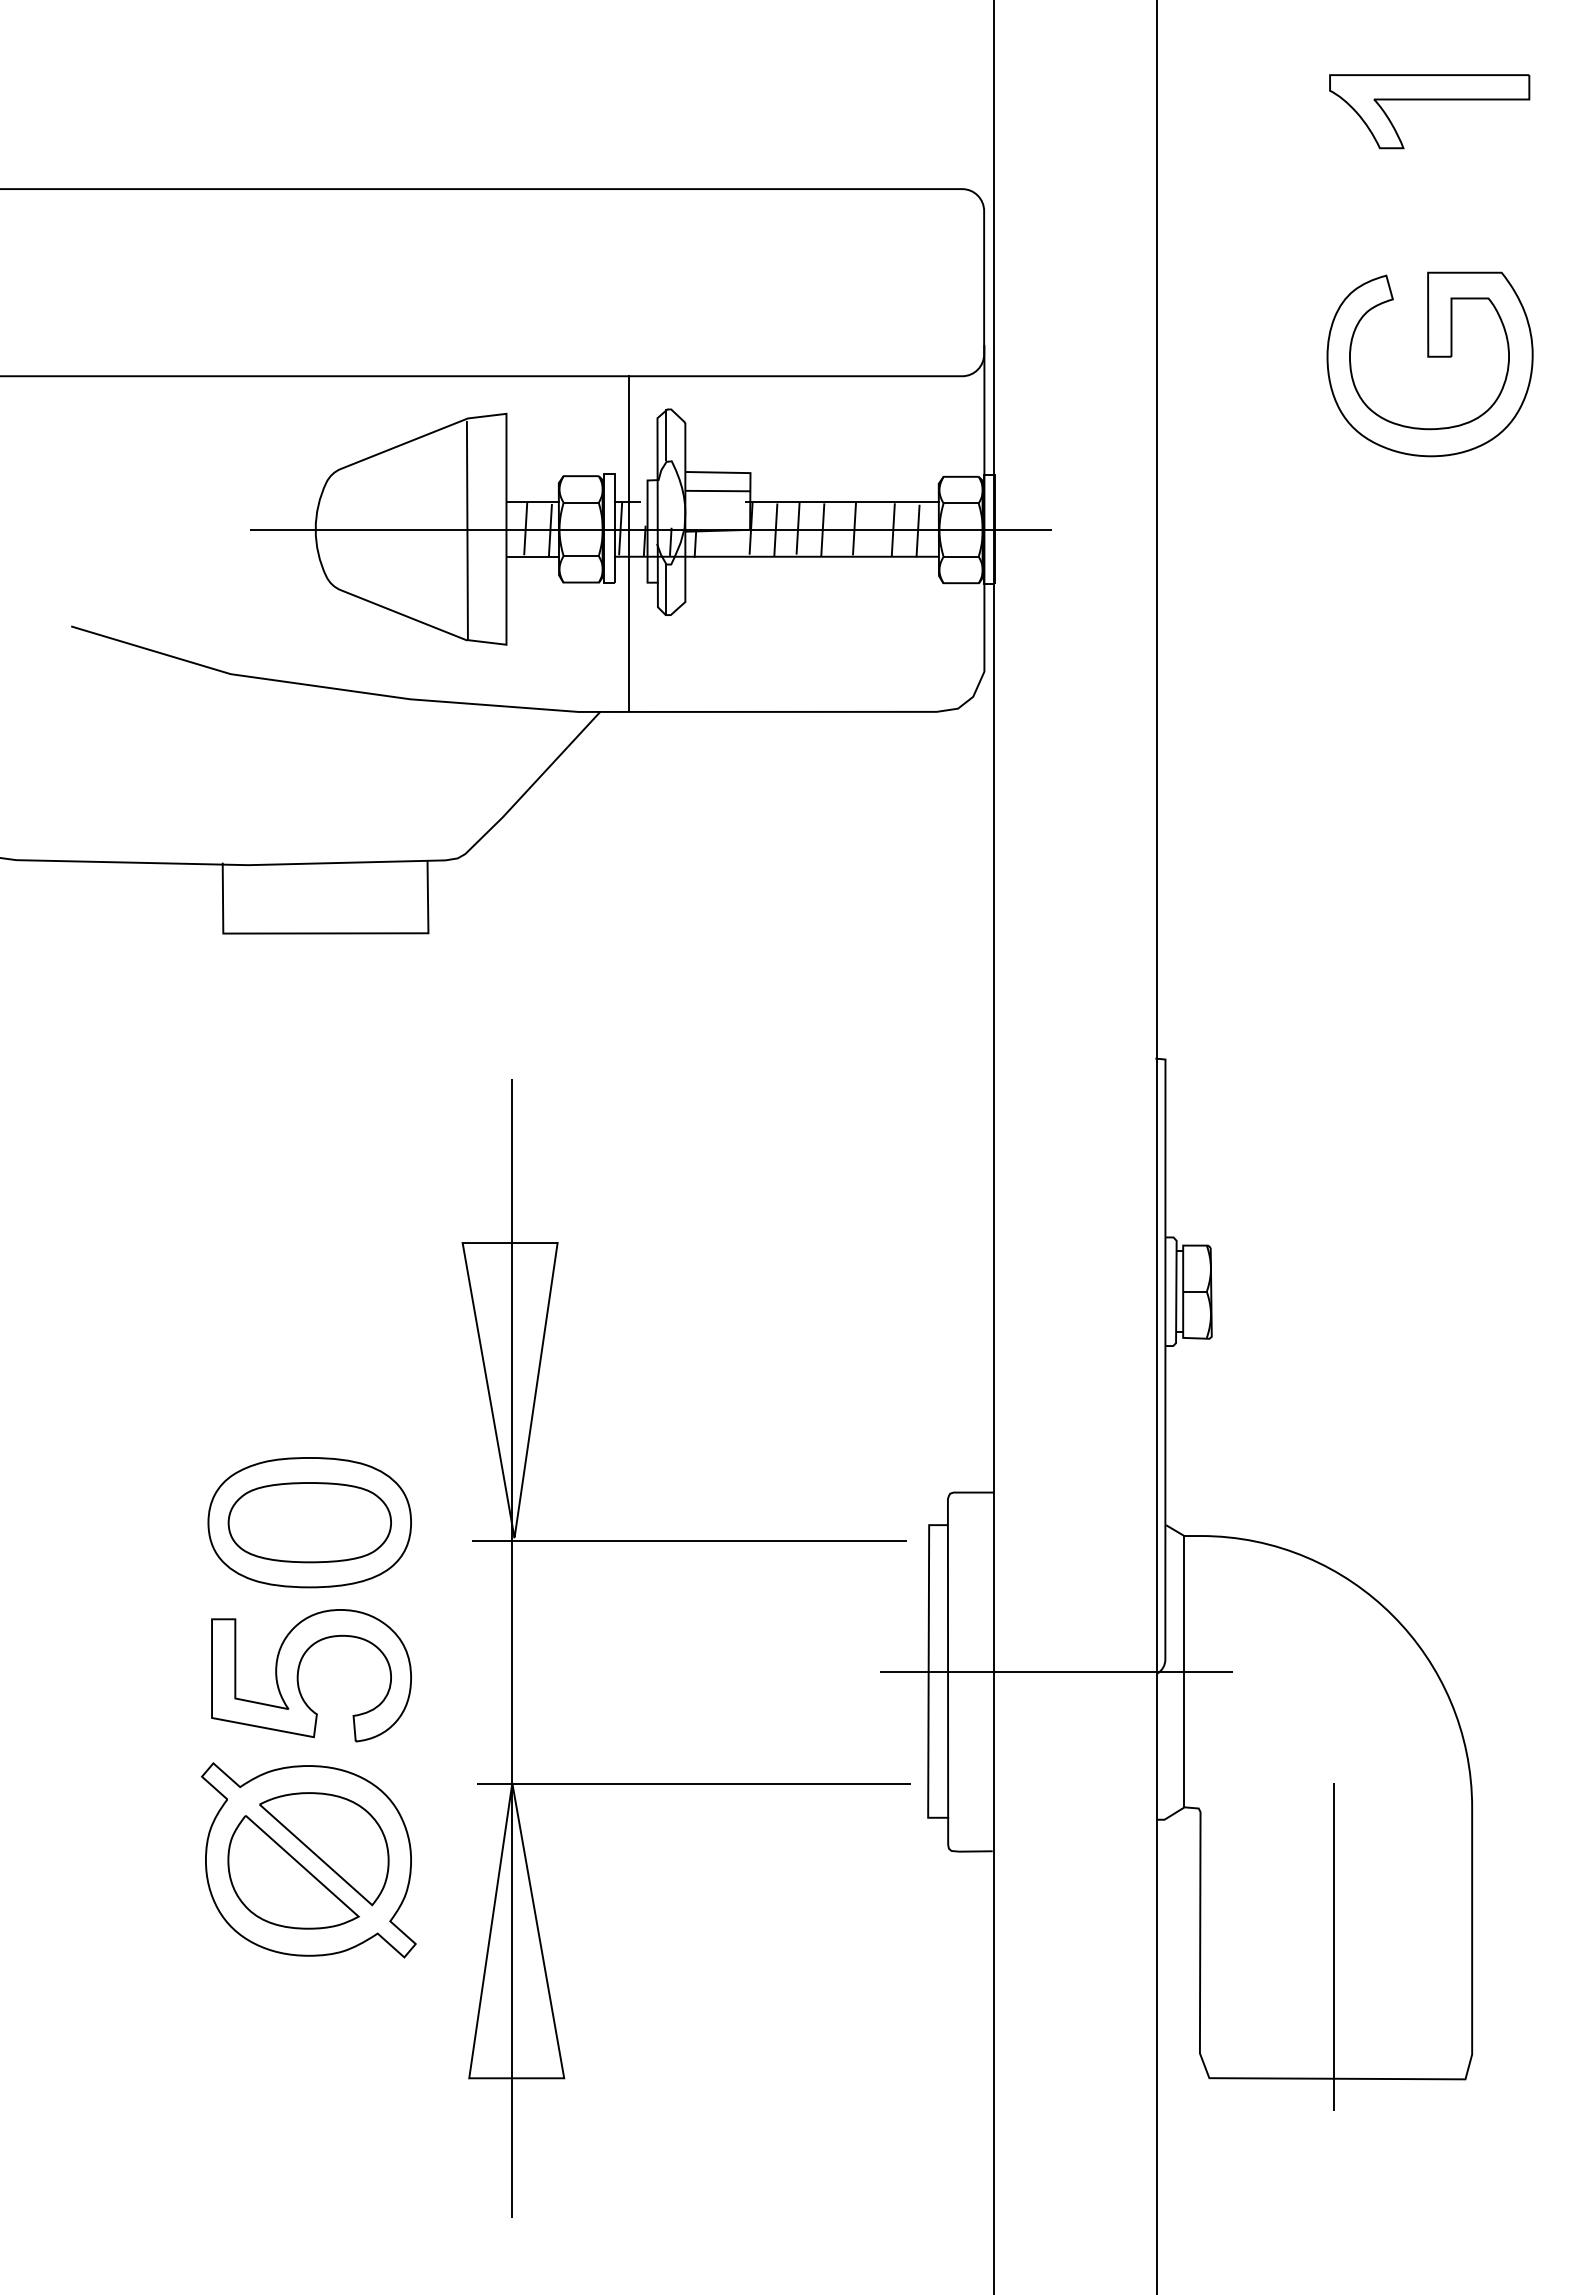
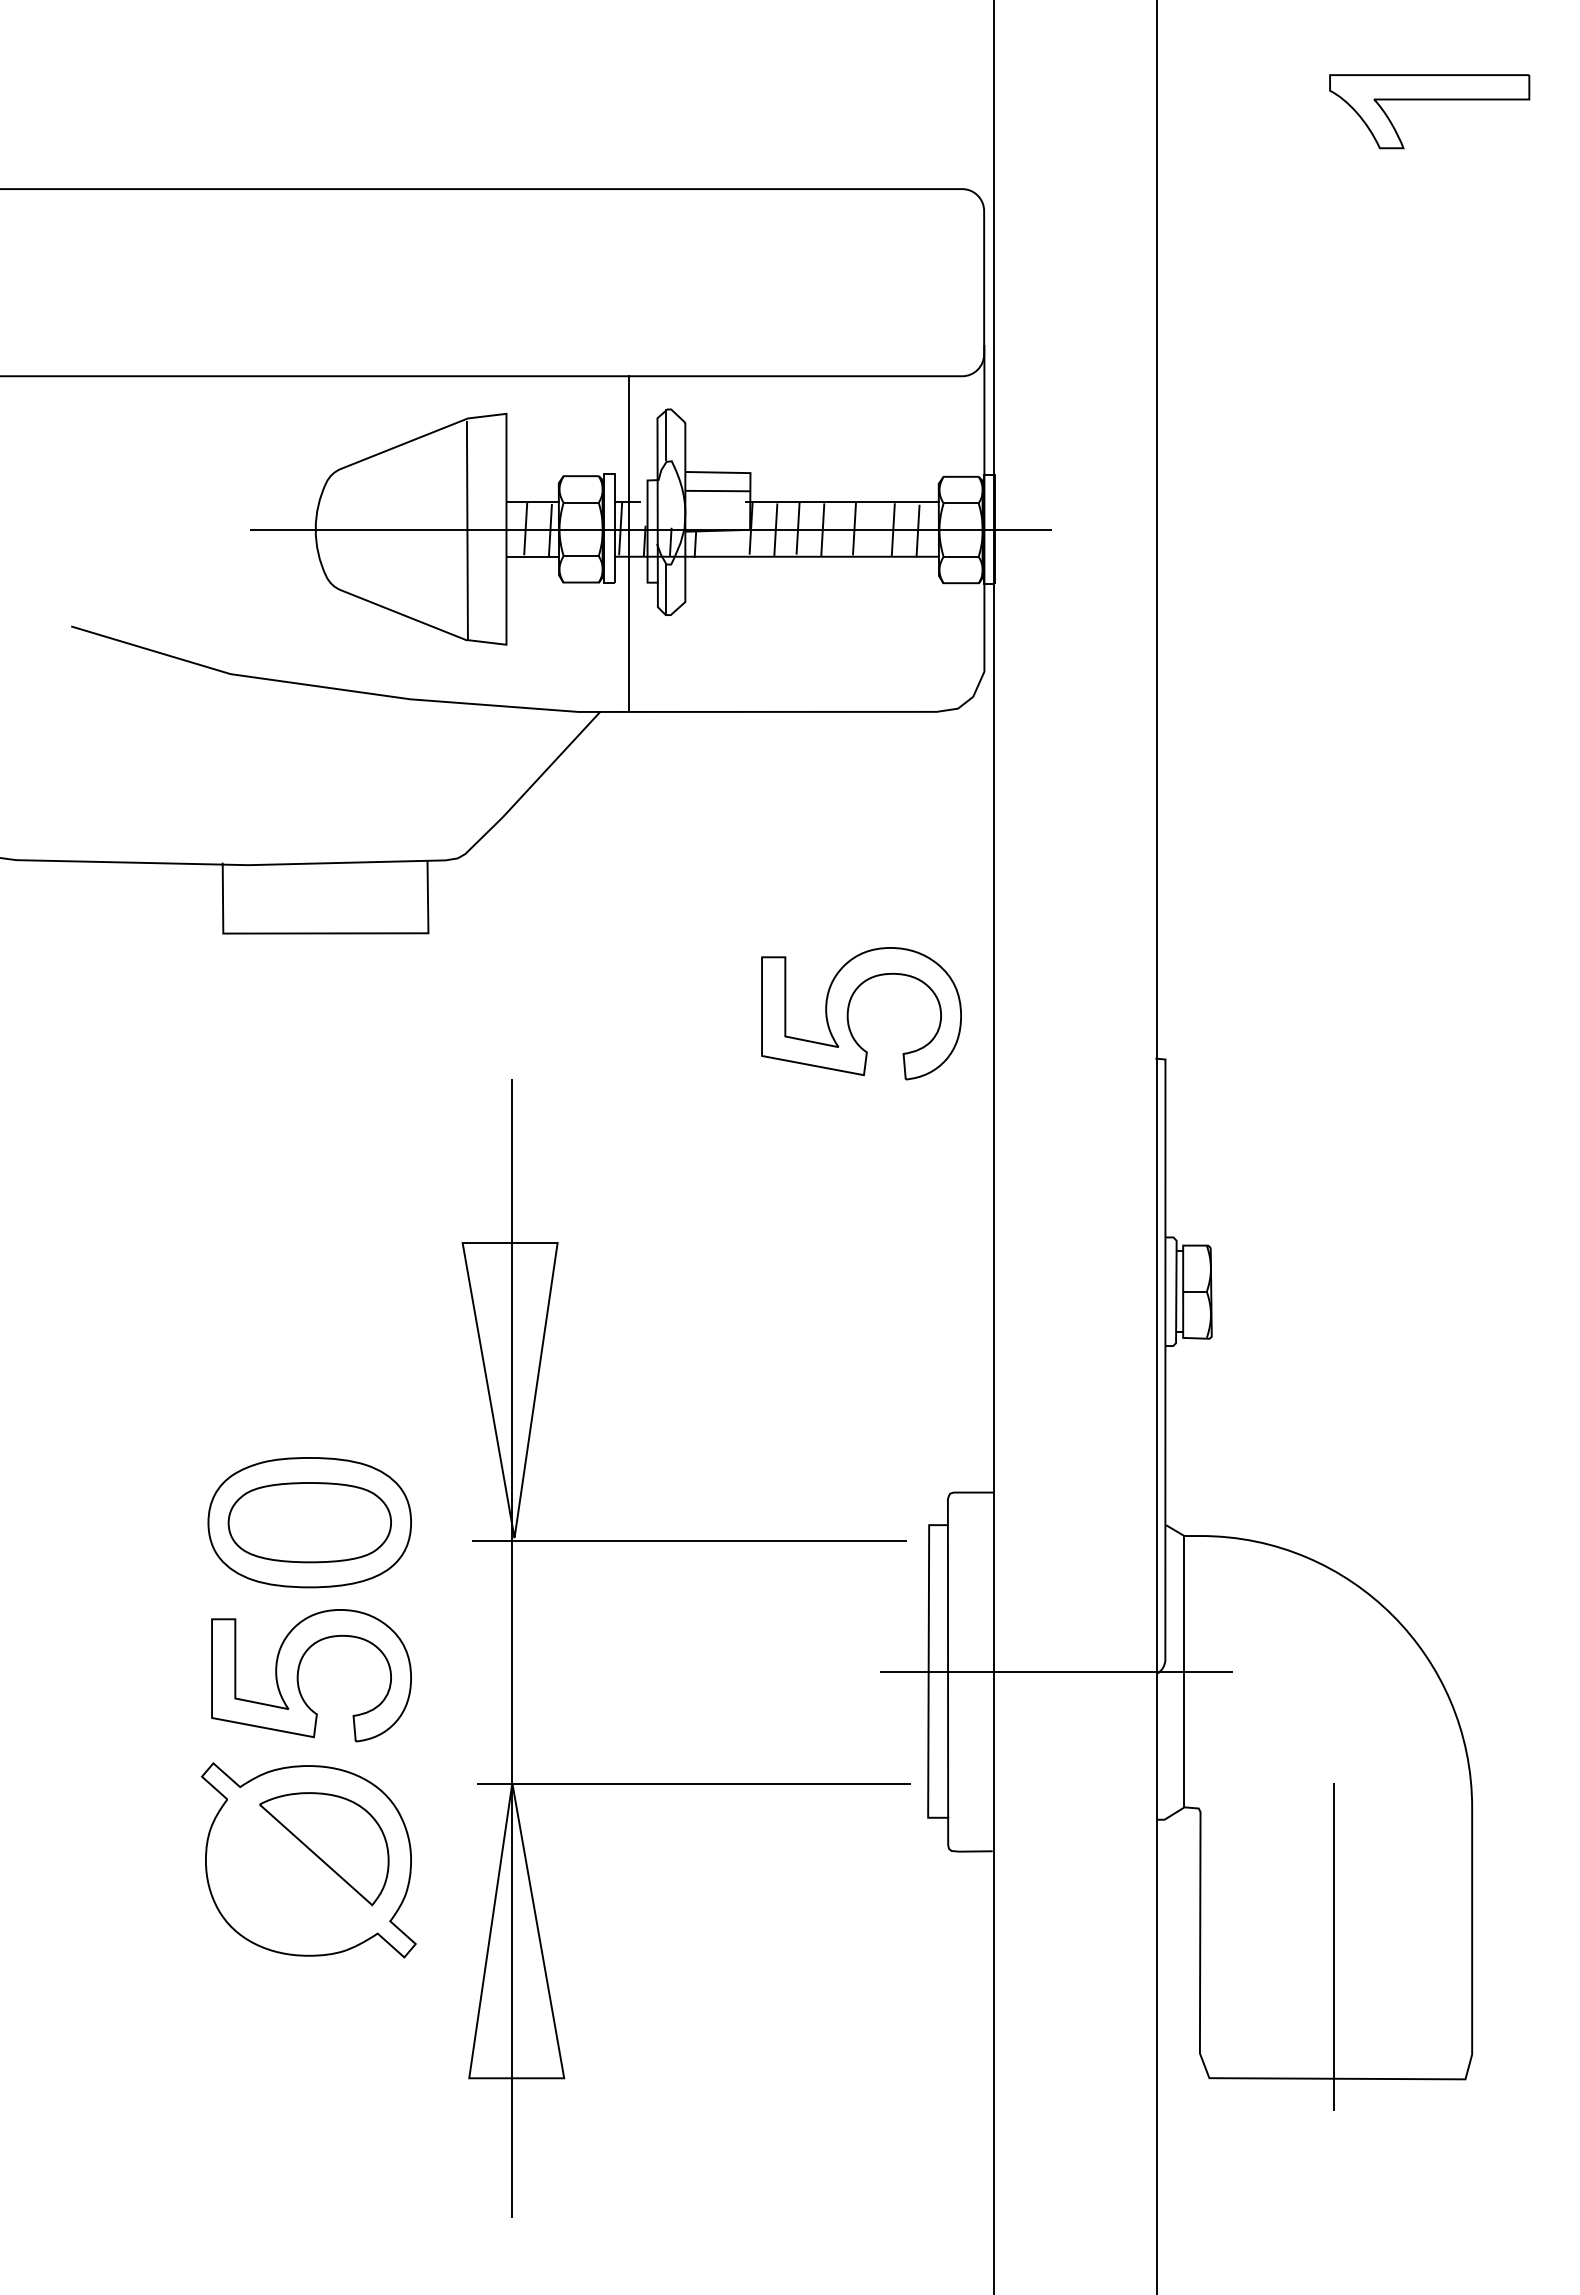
part: present -> none (1429, 357)
part: none -> present (849, 1008)
part: present -> none (293, 1872)
